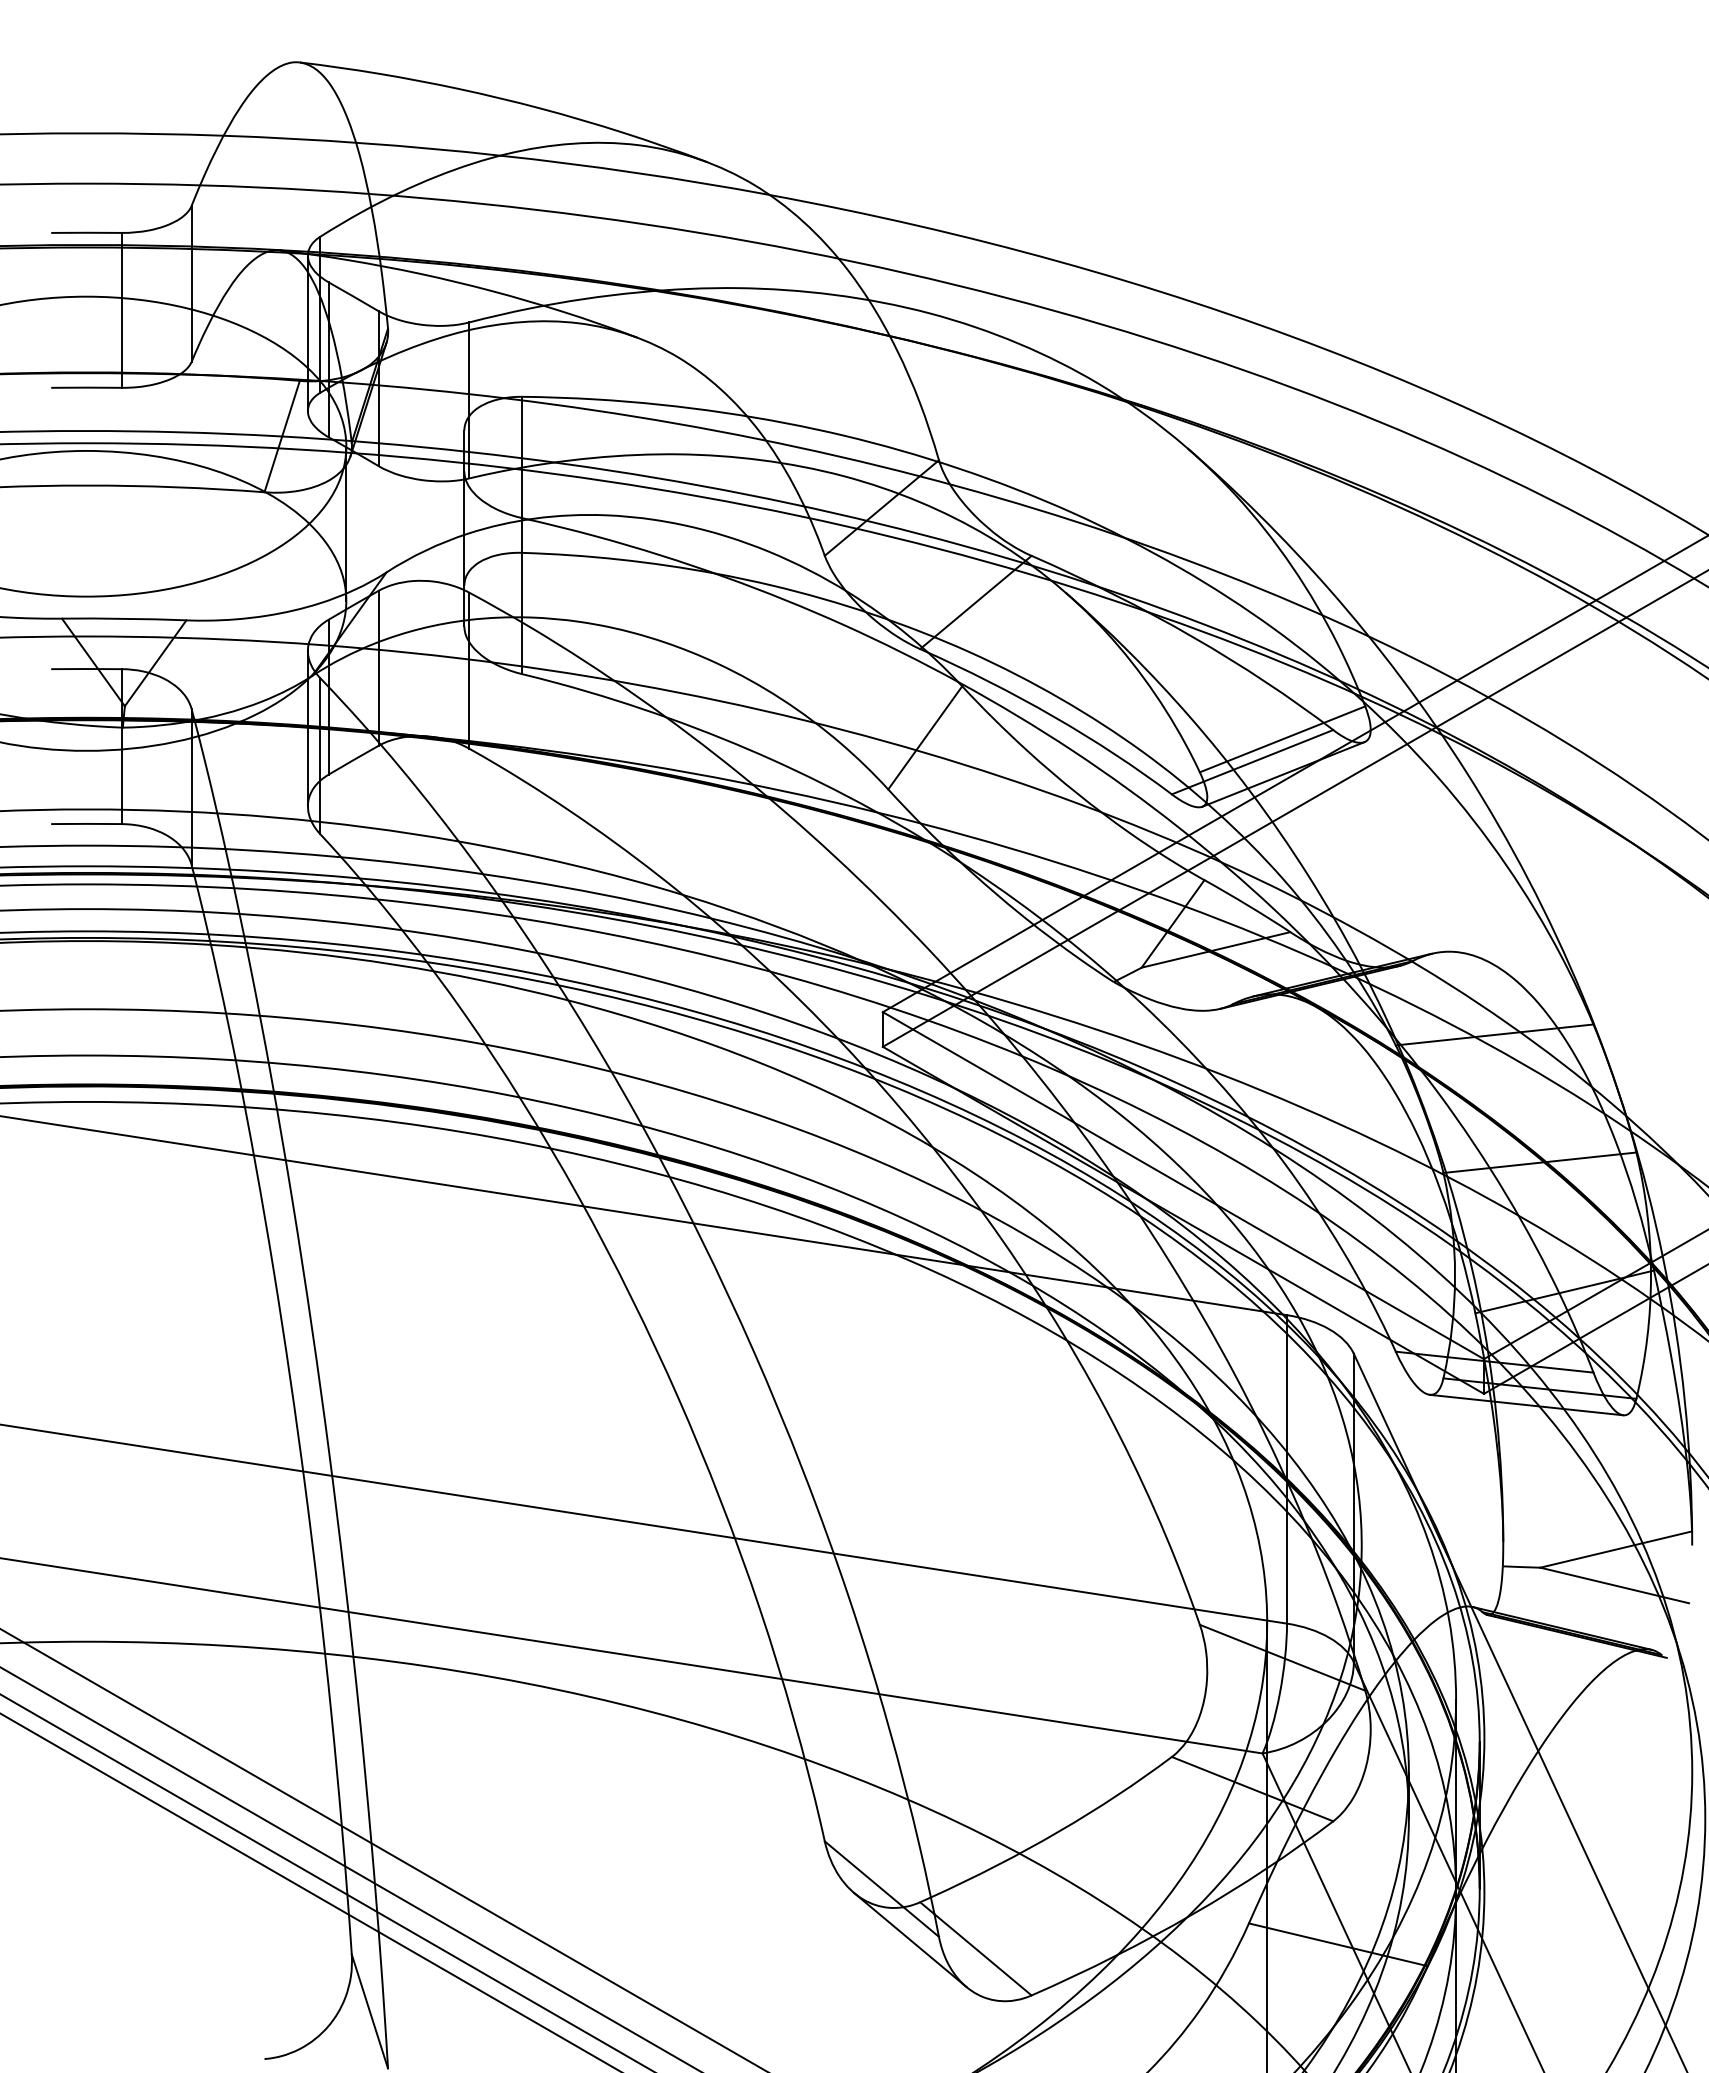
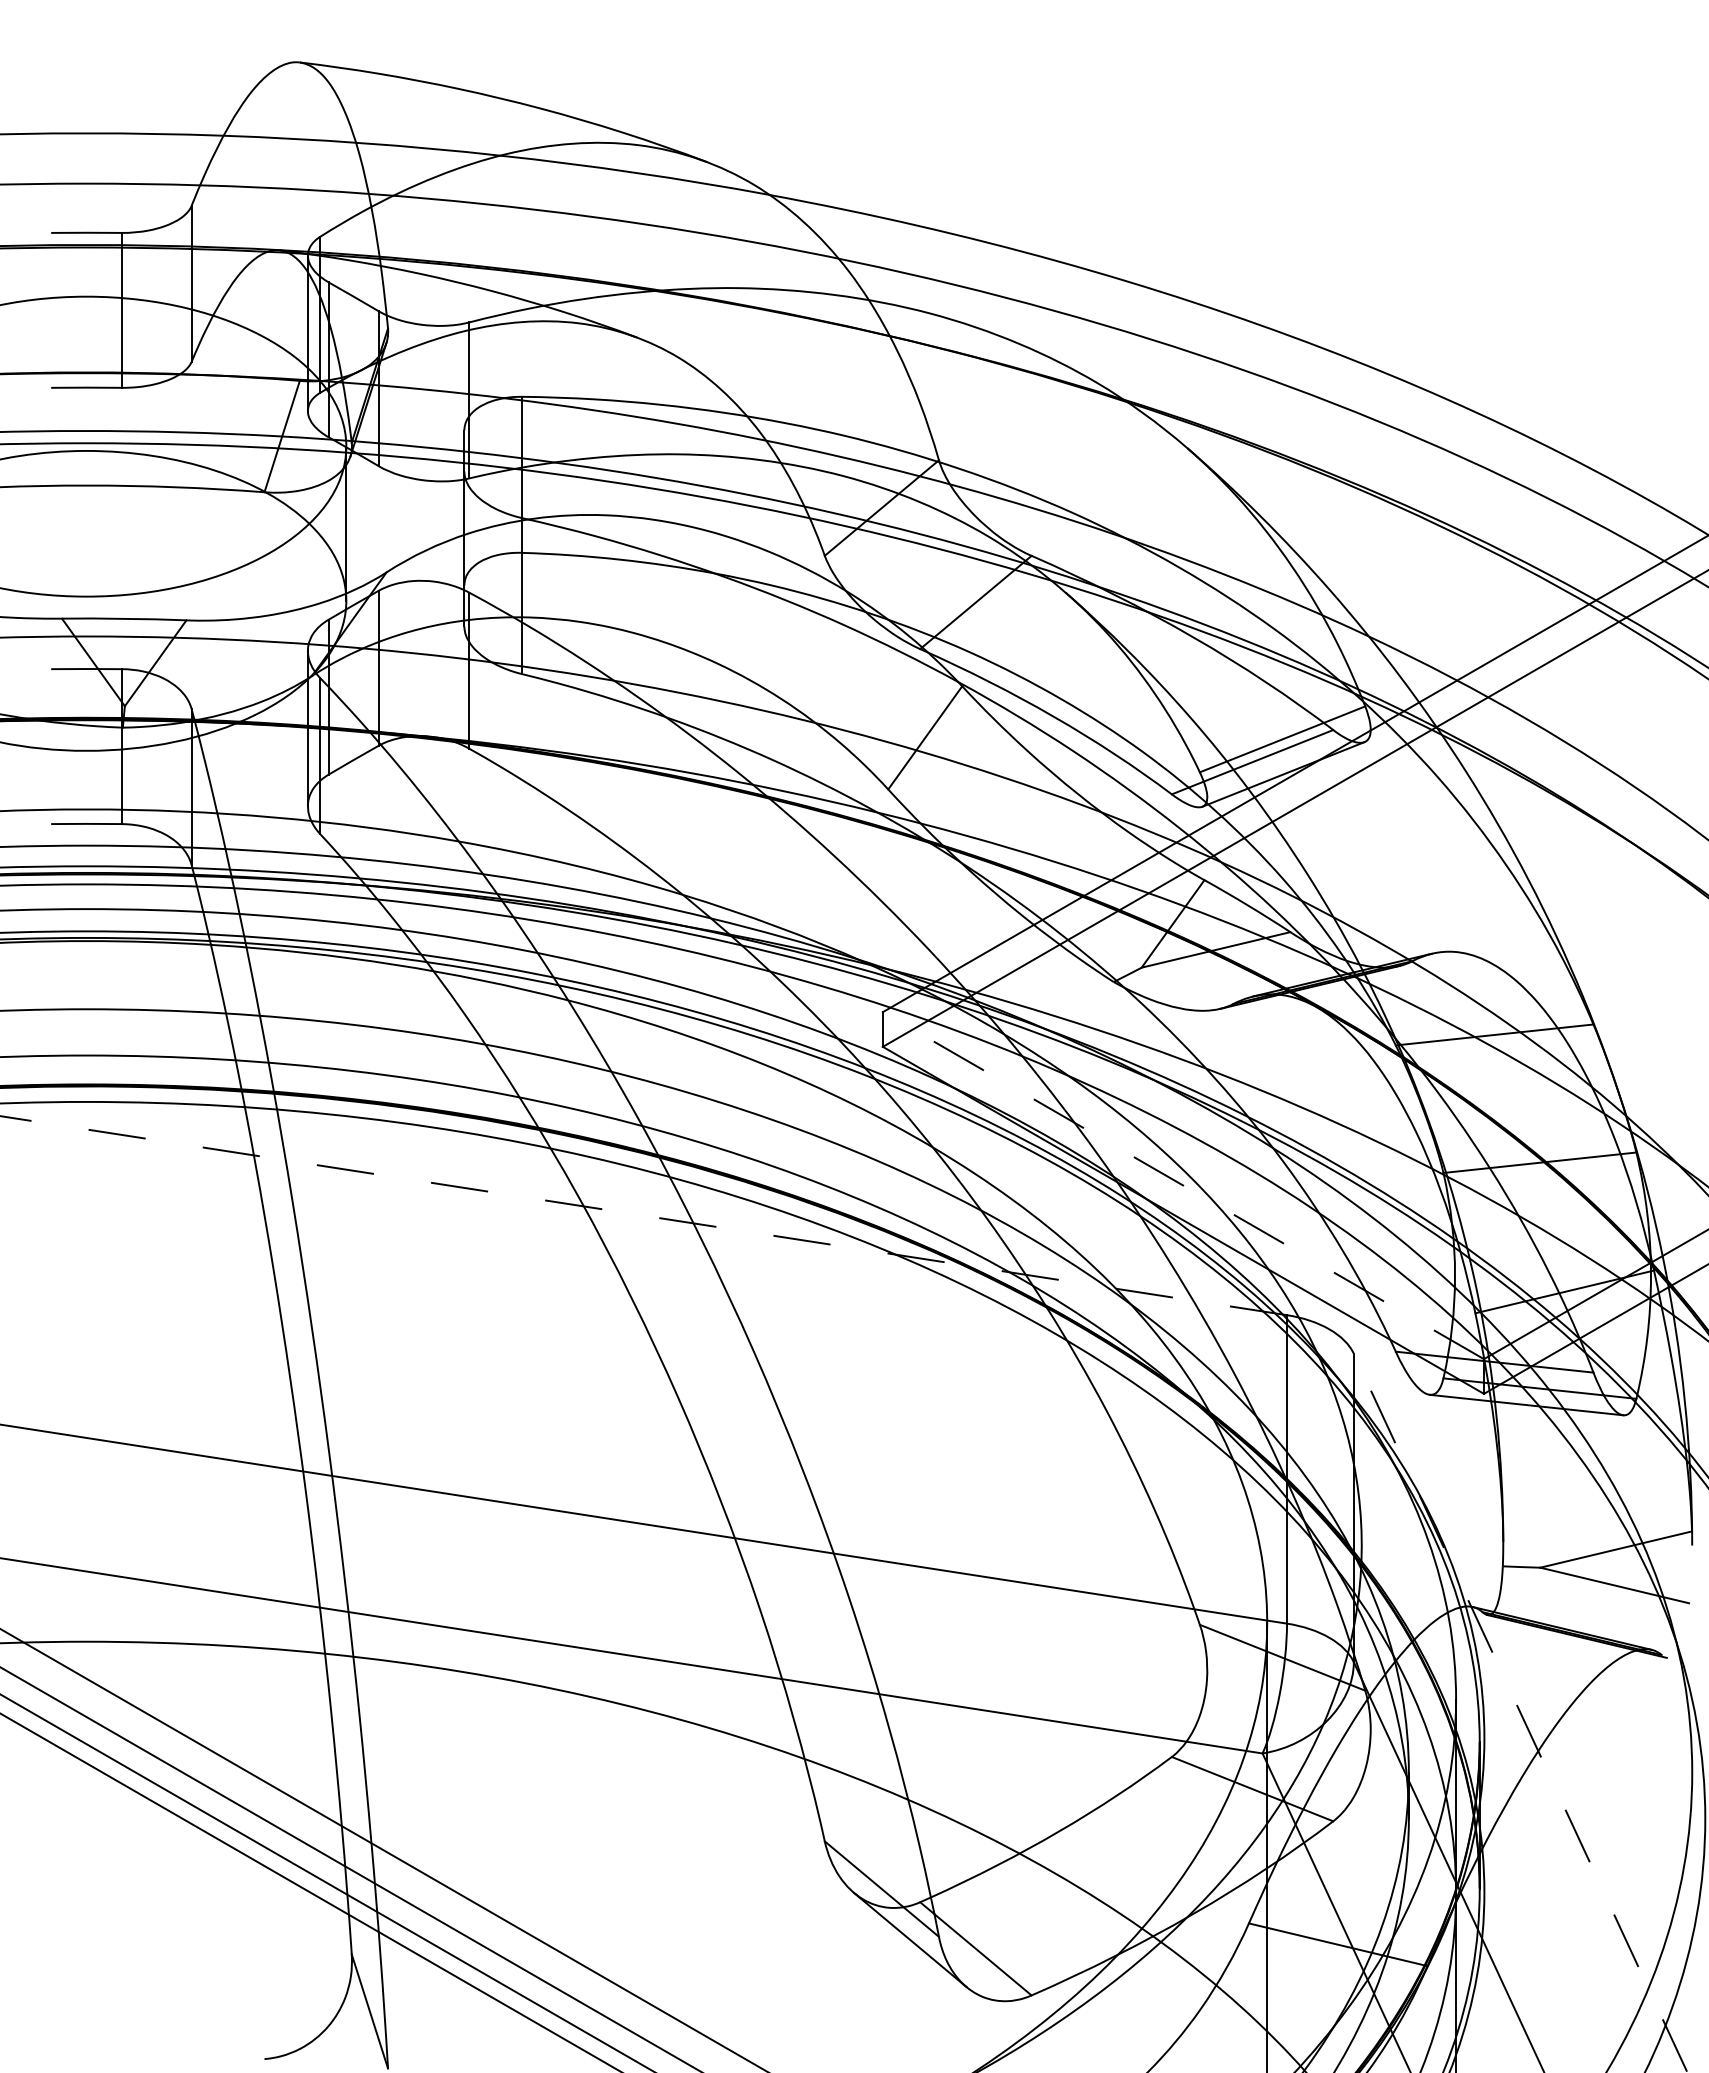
line: solid -> dashed (1183, 1185)
line: solid -> dashed (643, 1215)
line: solid -> dashed (1520, 1712)
